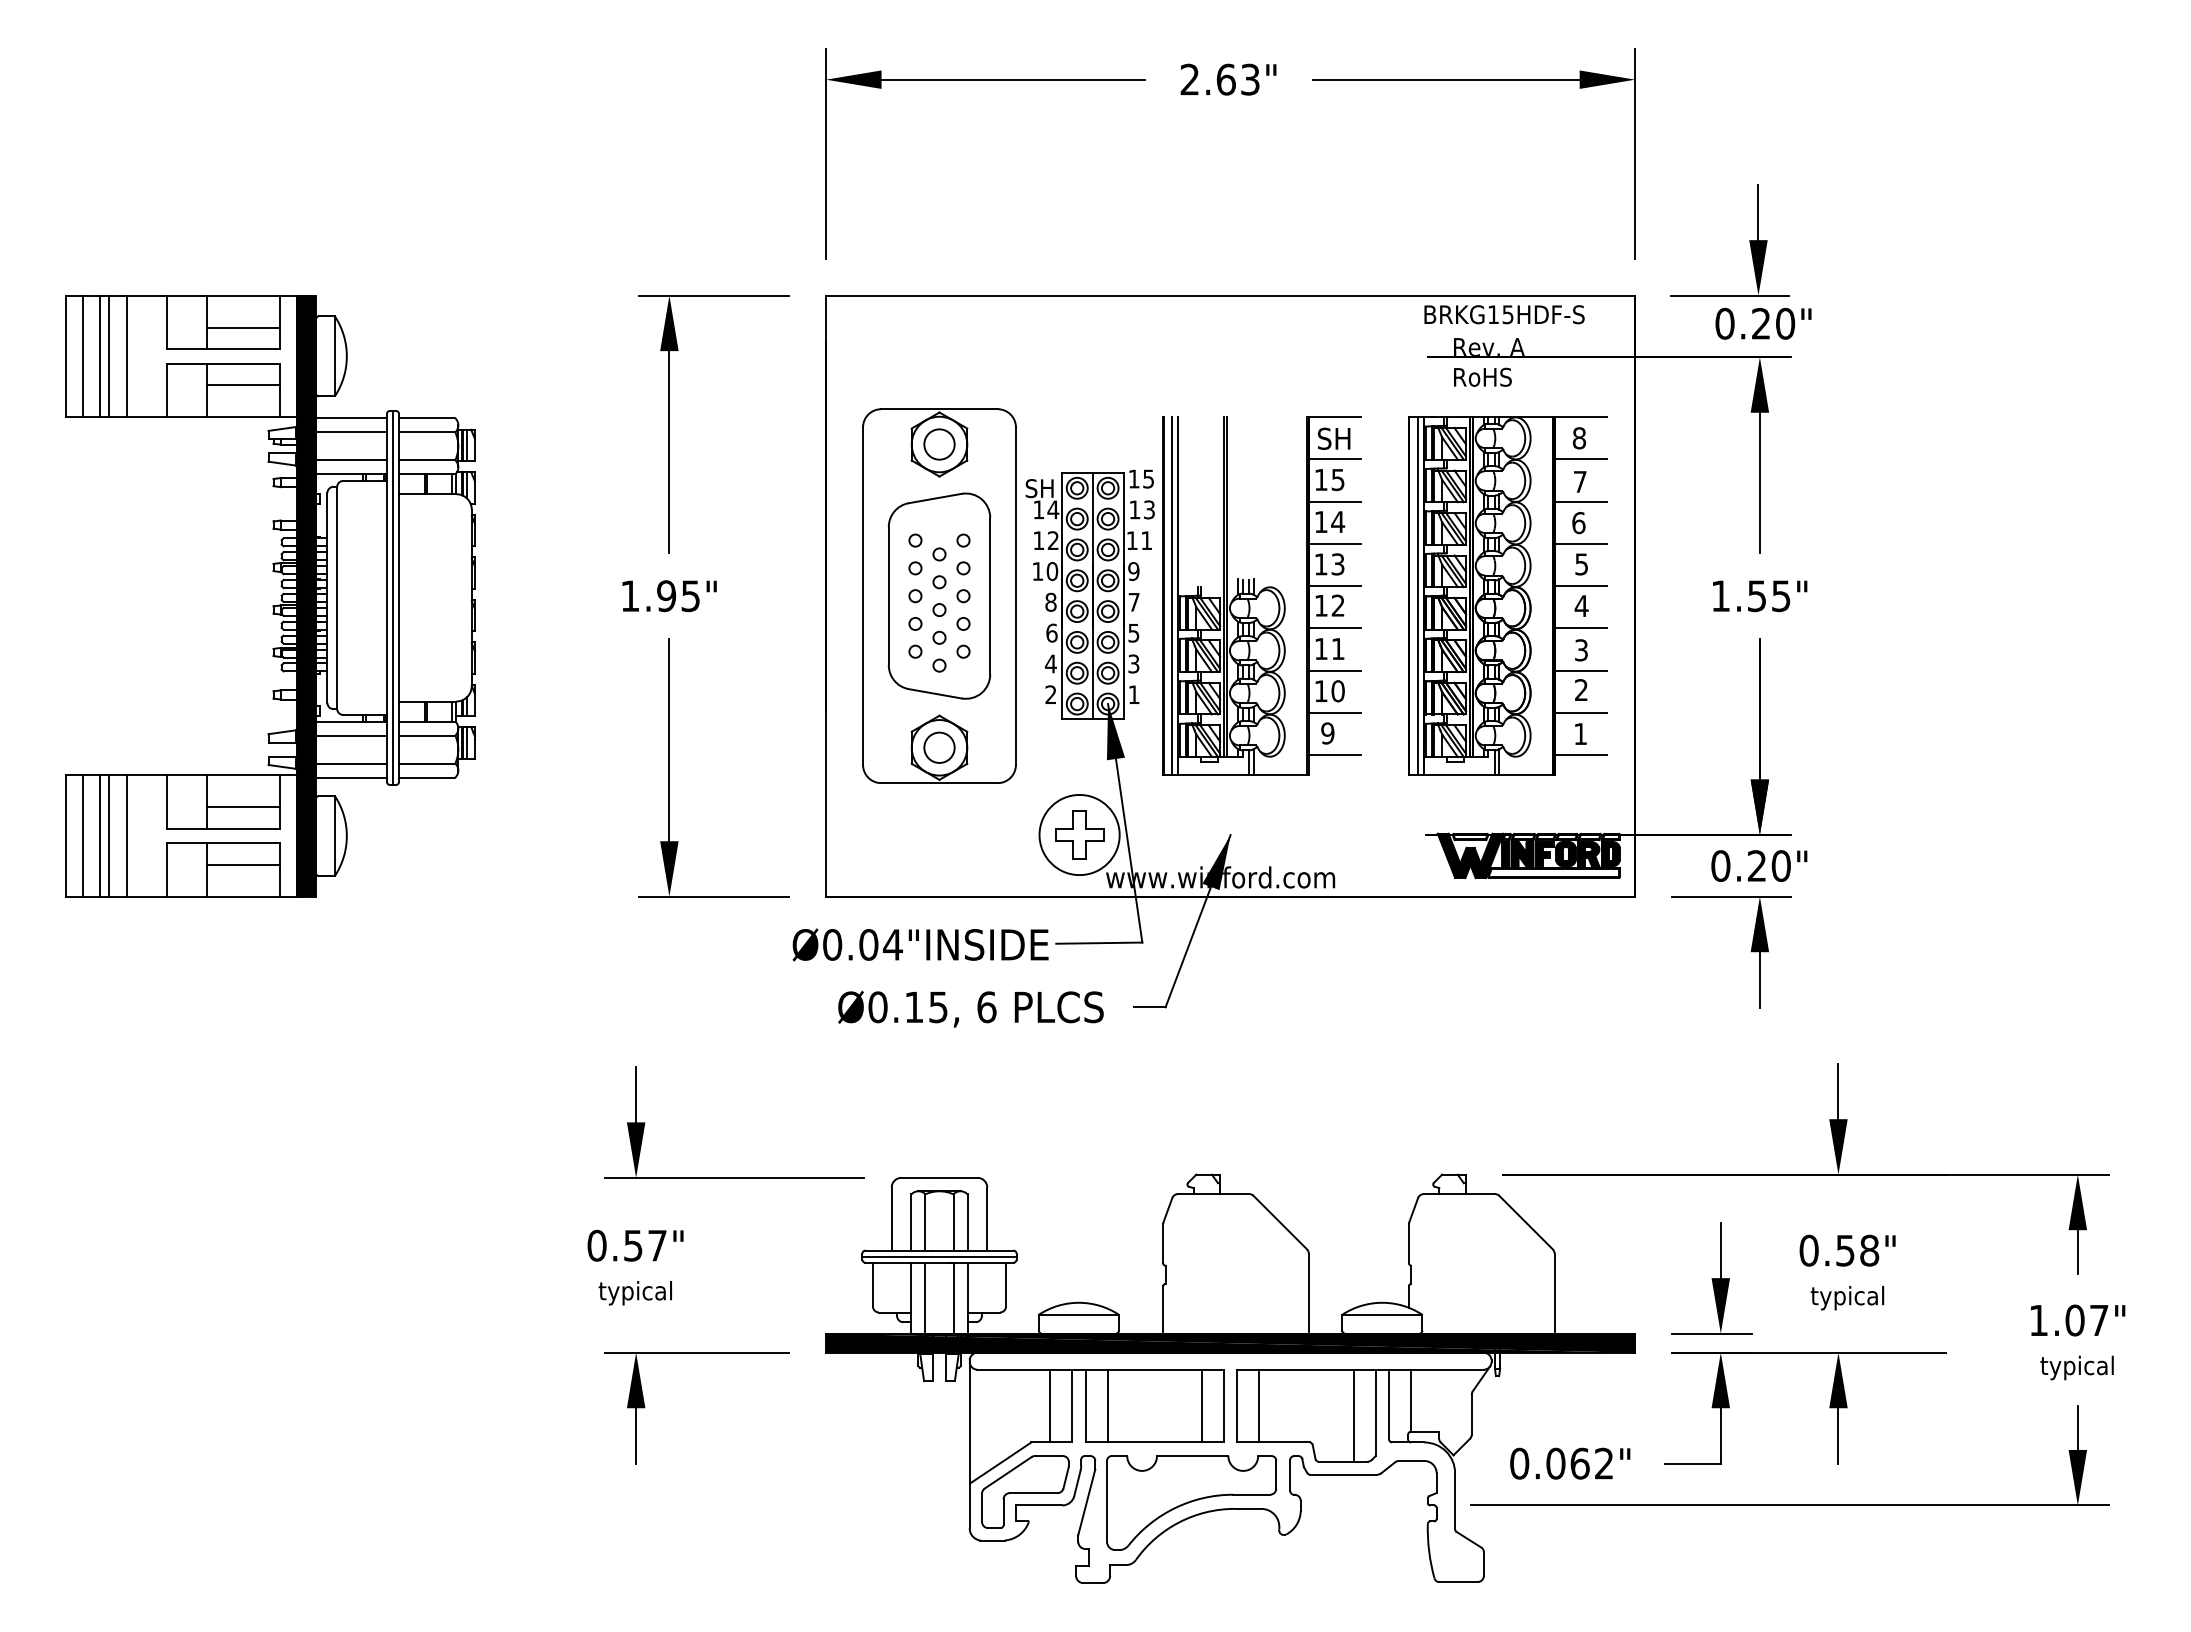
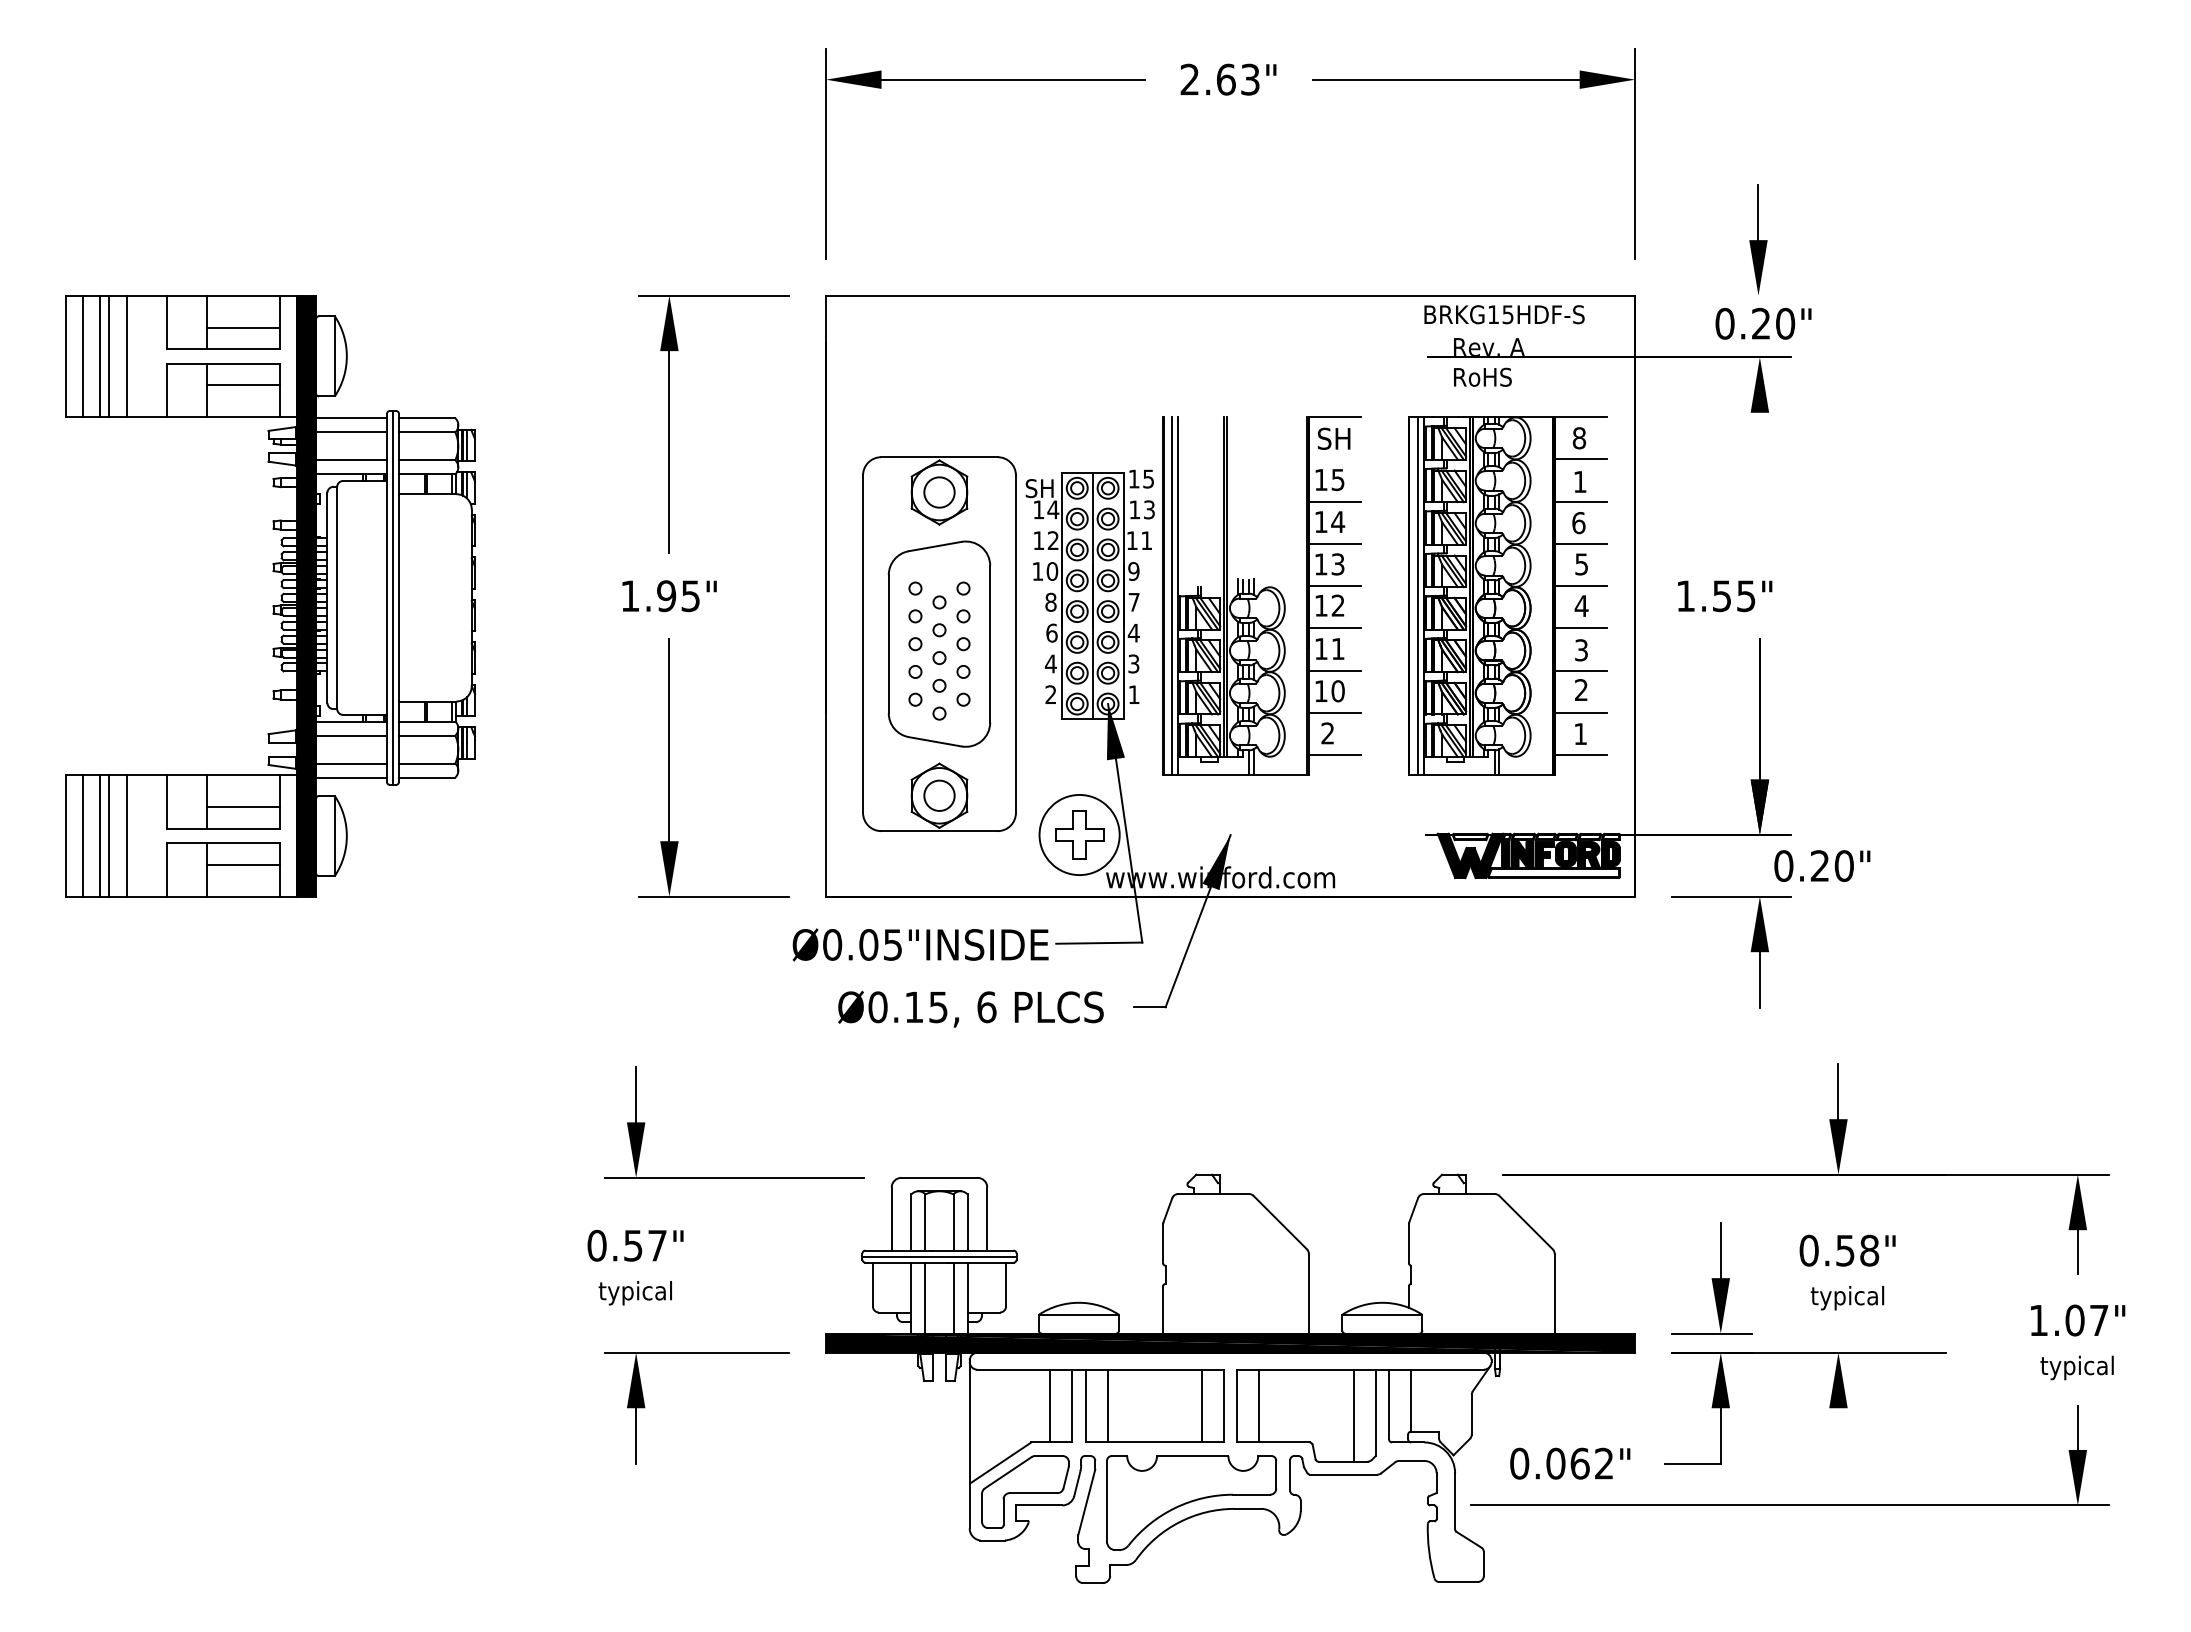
line: present -> none (1730, 295)
line: present -> none (1334, 459)
text: 7 -> 1 (1580, 481)
line: present -> none (1759, 482)
part position: (939, 595) -> (939, 643) (939, 643)
text position: (1760, 596) -> (1725, 596) (1725, 596)
text: 5 -> 4 (1133, 633)
text: 9 -> 2 (1327, 733)
text position: (1759, 865) -> (1822, 865) (1822, 865)
text: Ø0.04"INSIDE -> Ø0.05"INSIDE (892, 944)
line: present -> none (1838, 1435)
